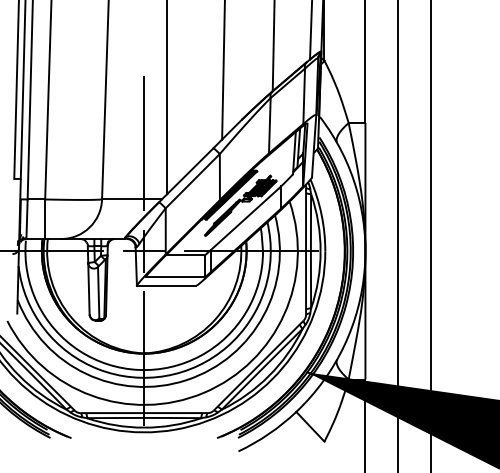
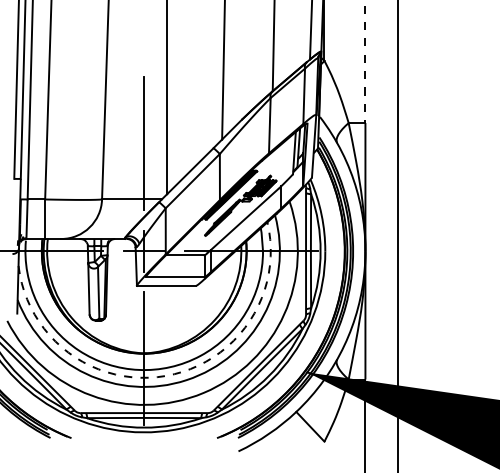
line: solid -> dashed (365, 62)
line: present -> none (430, 235)
arc: solid -> dashed (166, 375)
